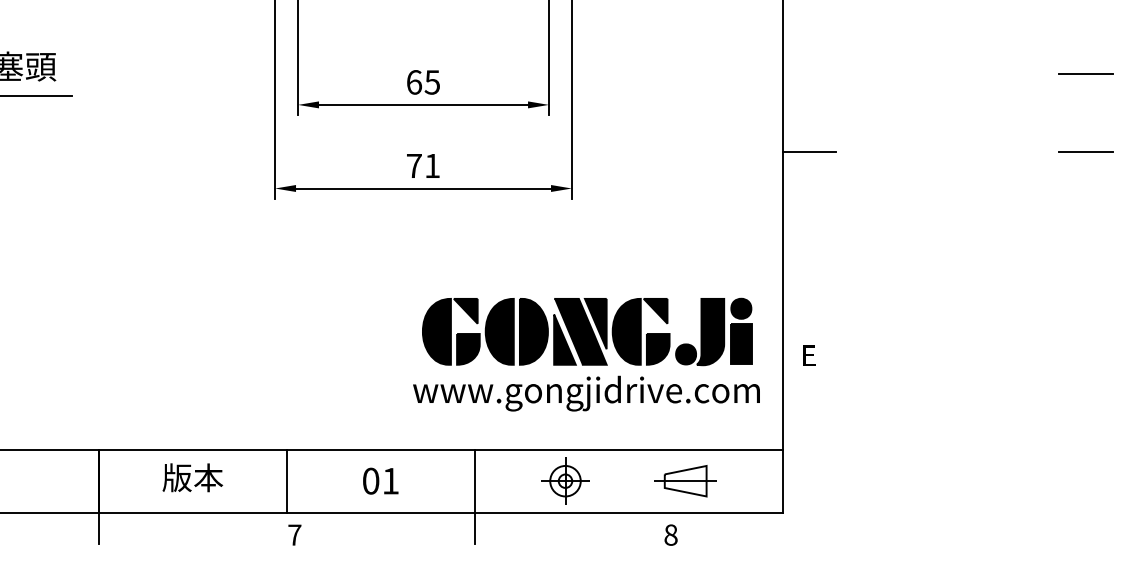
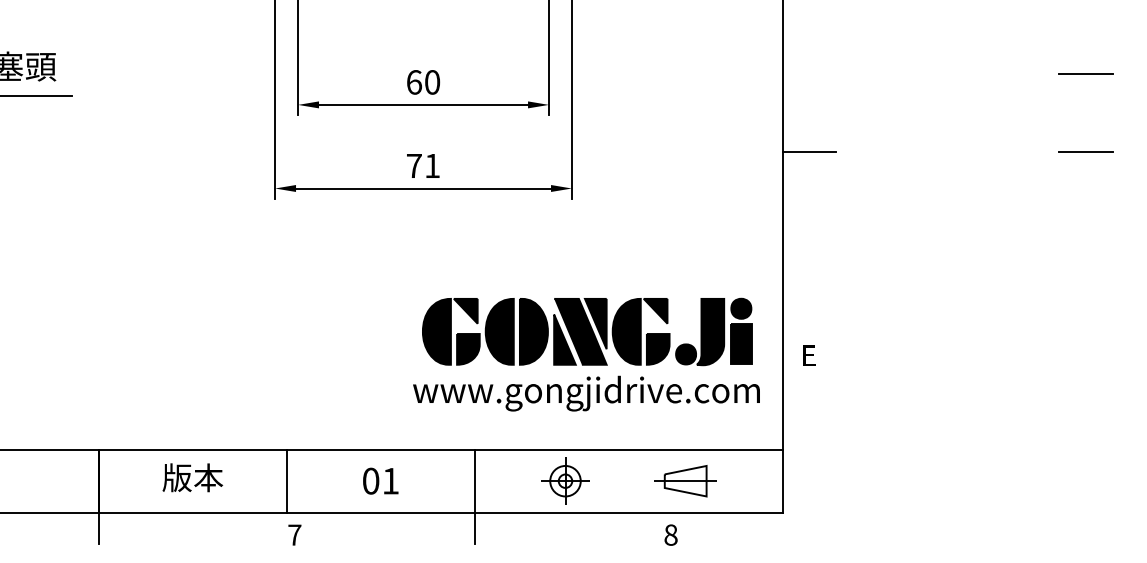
text: 65 -> 60 (432, 82)
